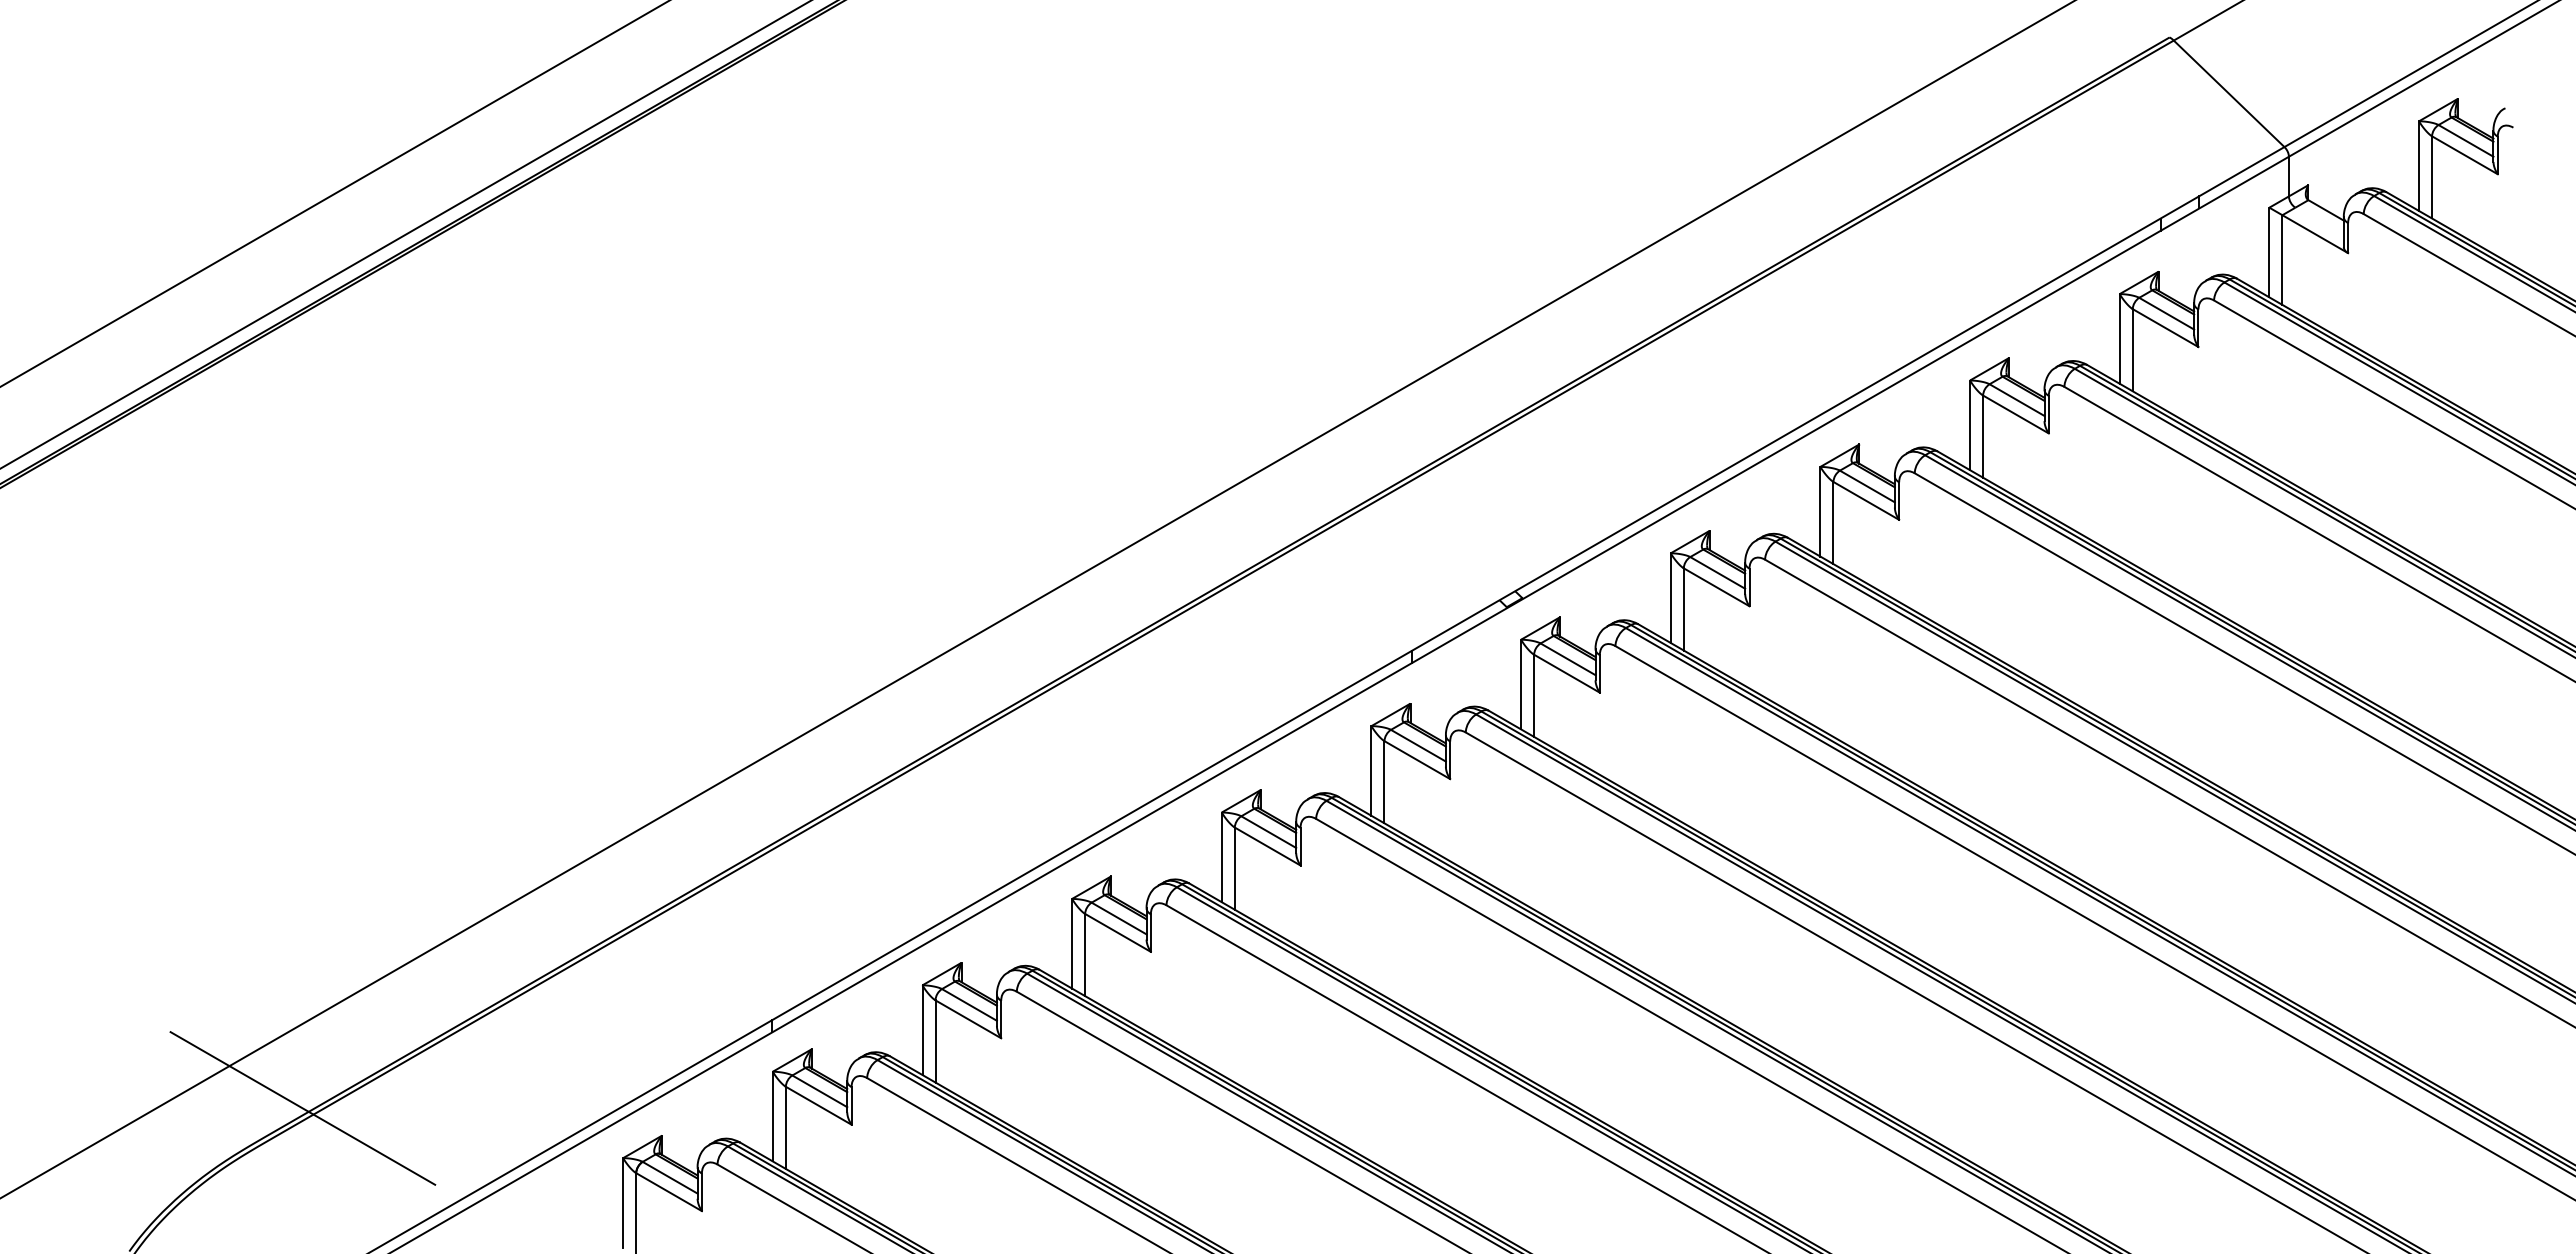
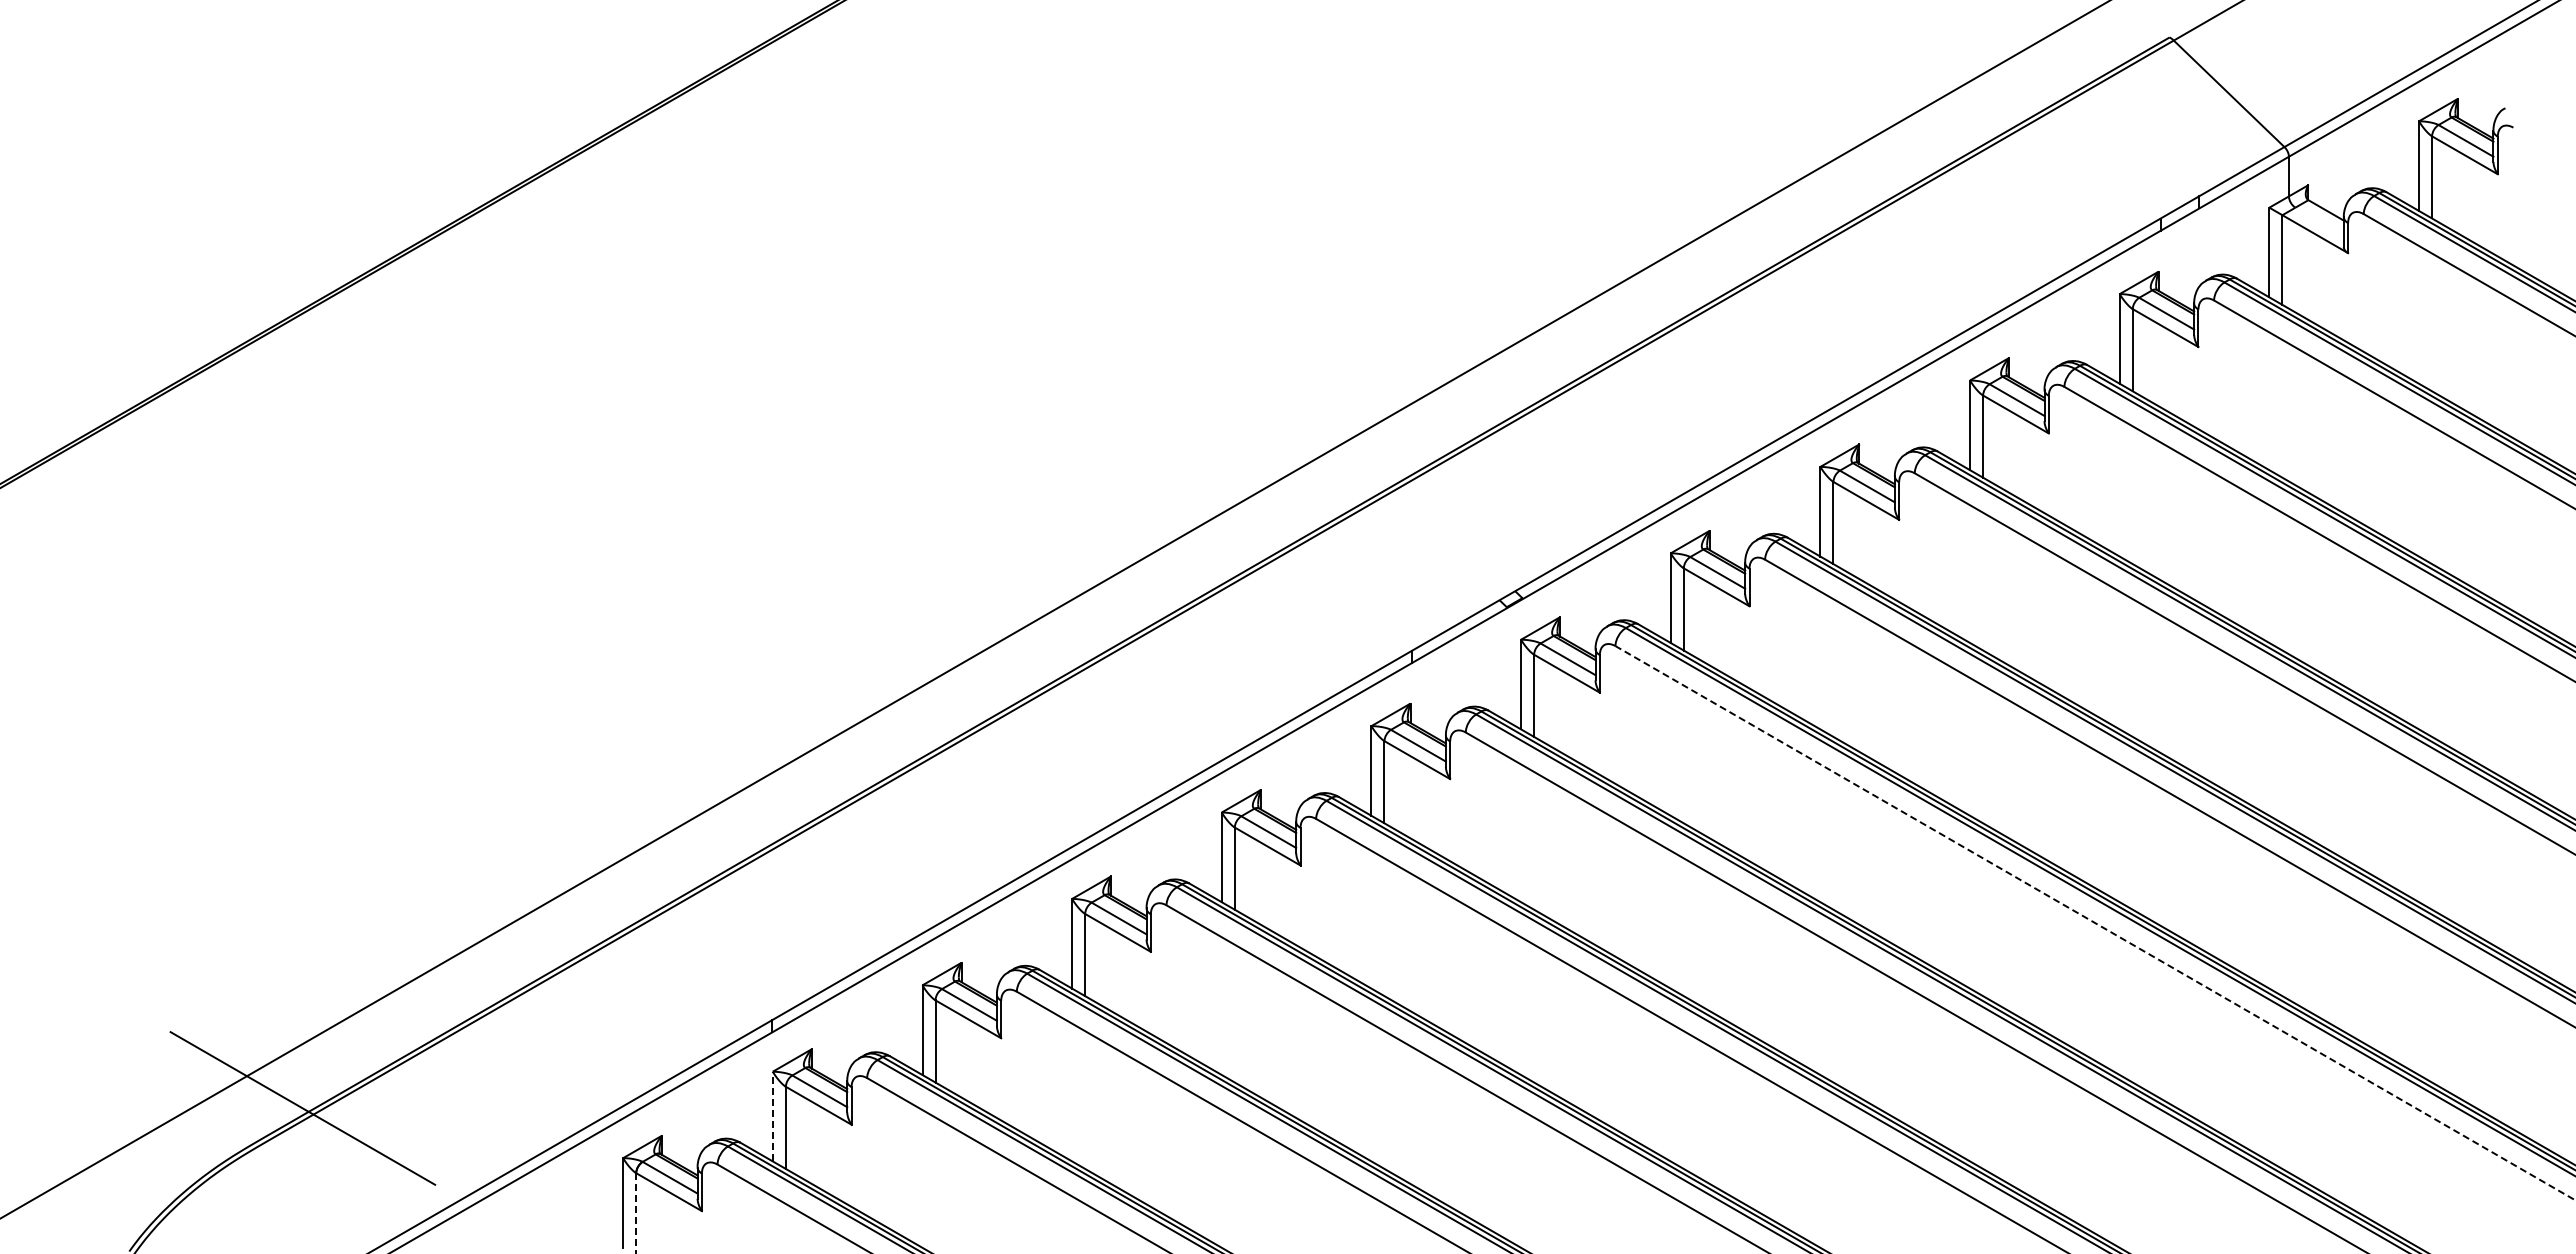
line: present -> none (334, 193)
line: present -> none (405, 234)
line position: (1036, 599) -> (1054, 609) (1054, 609)
line: solid -> dashed (2095, 923)
line: solid -> dashed (772, 1116)
line: solid -> dashed (636, 1213)
